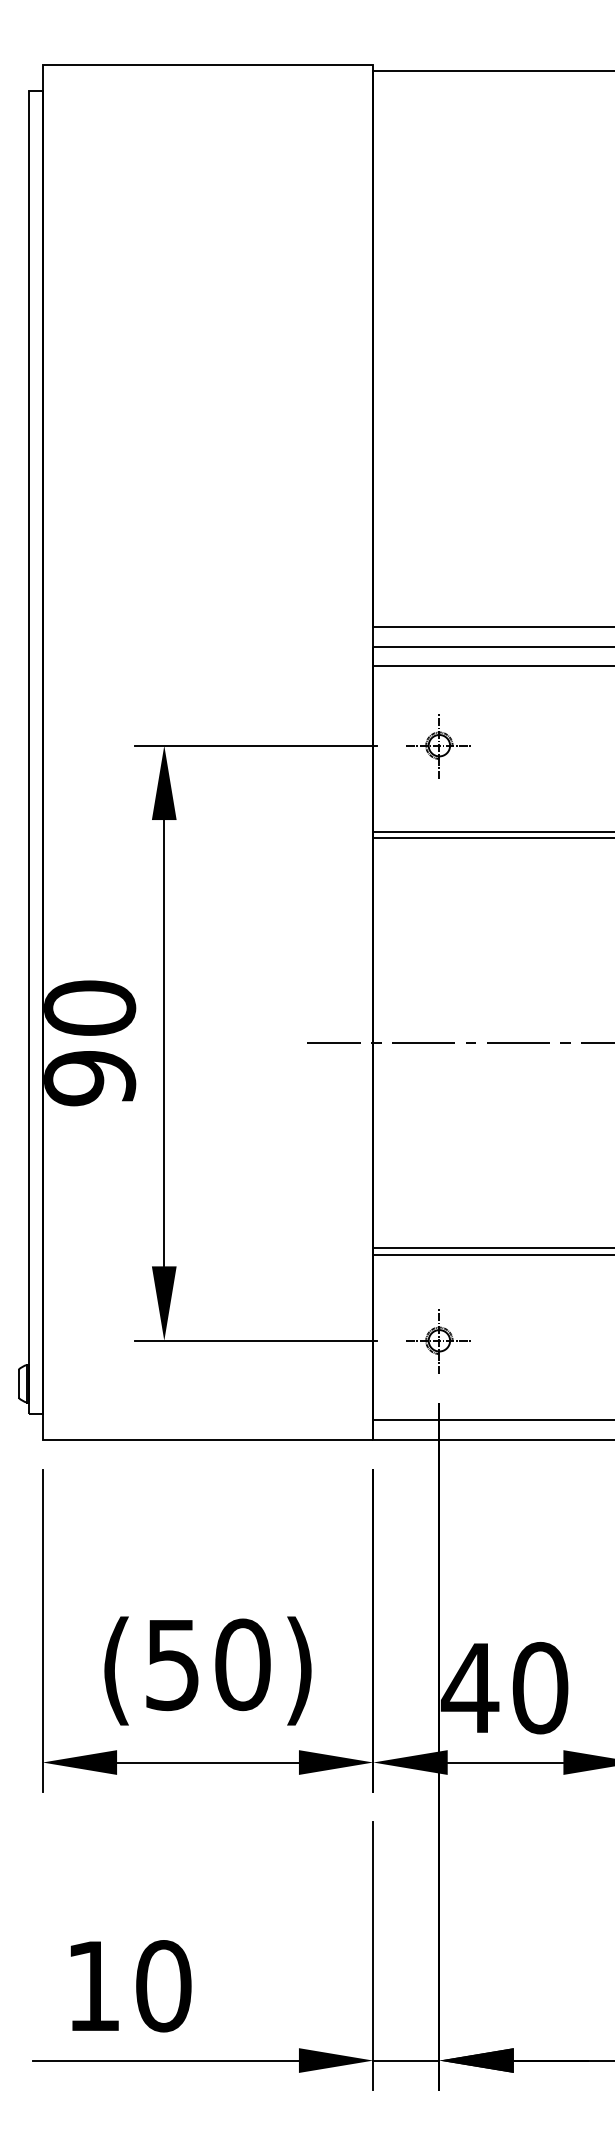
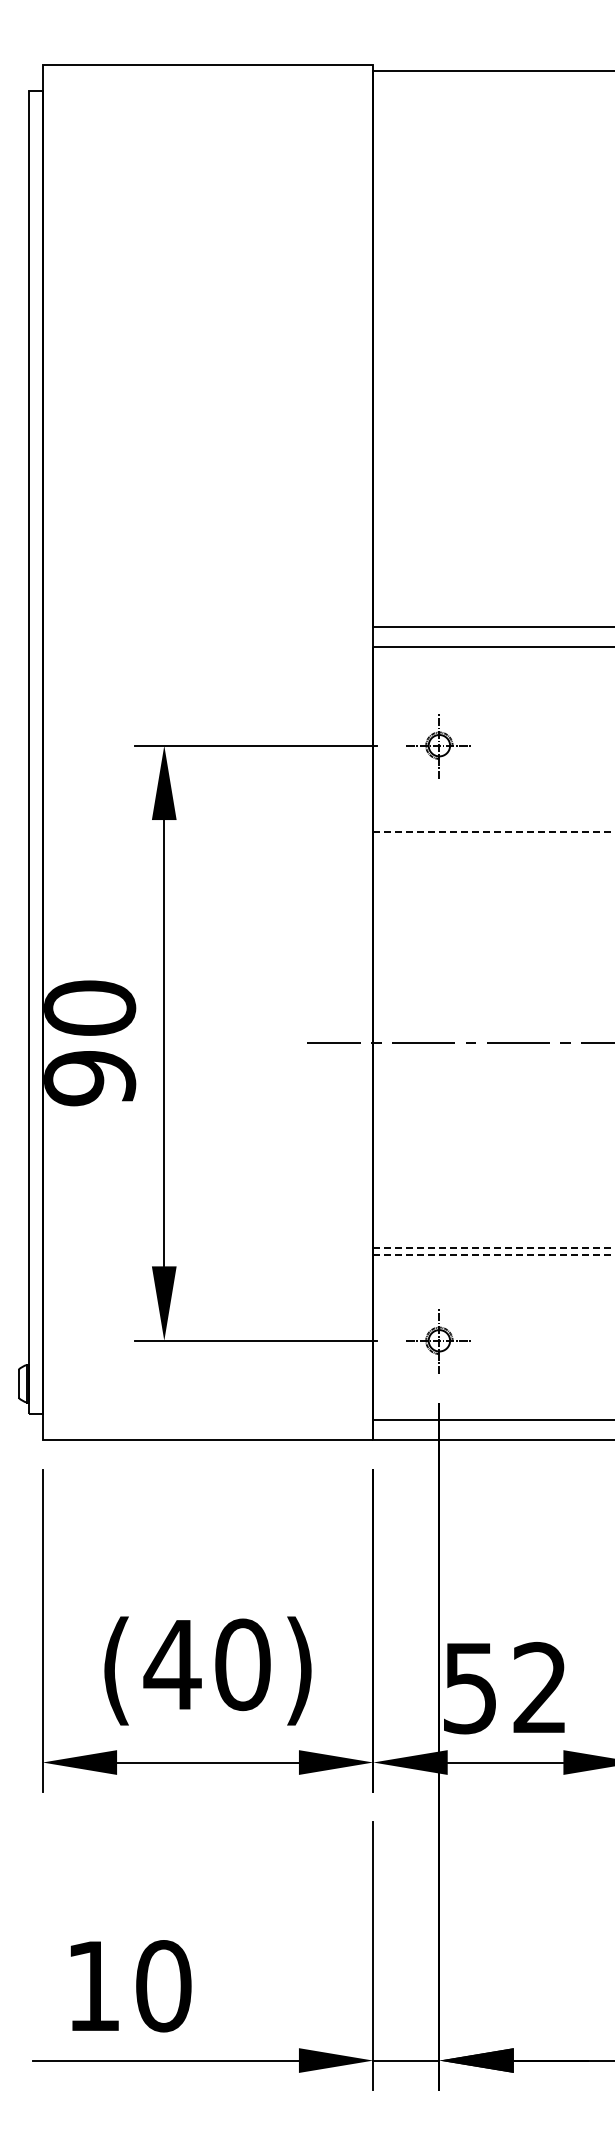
line: present -> none (492, 666)
line: solid -> dashed (493, 831)
line: present -> none (492, 838)
line: solid -> dashed (493, 1248)
line: solid -> dashed (493, 1254)
text: (50) -> (40) (172, 1665)
text: 40 -> 52 (504, 1687)
